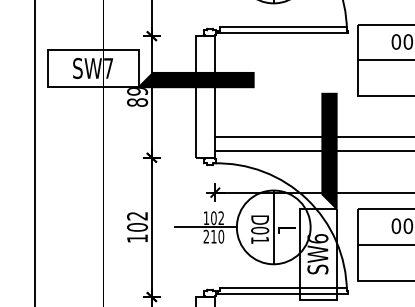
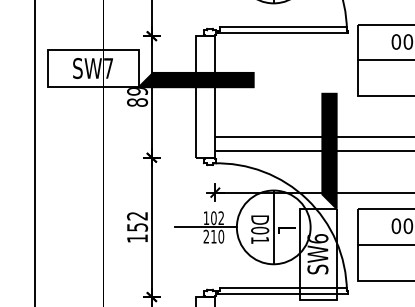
text: 102 -> 152 (137, 227)
